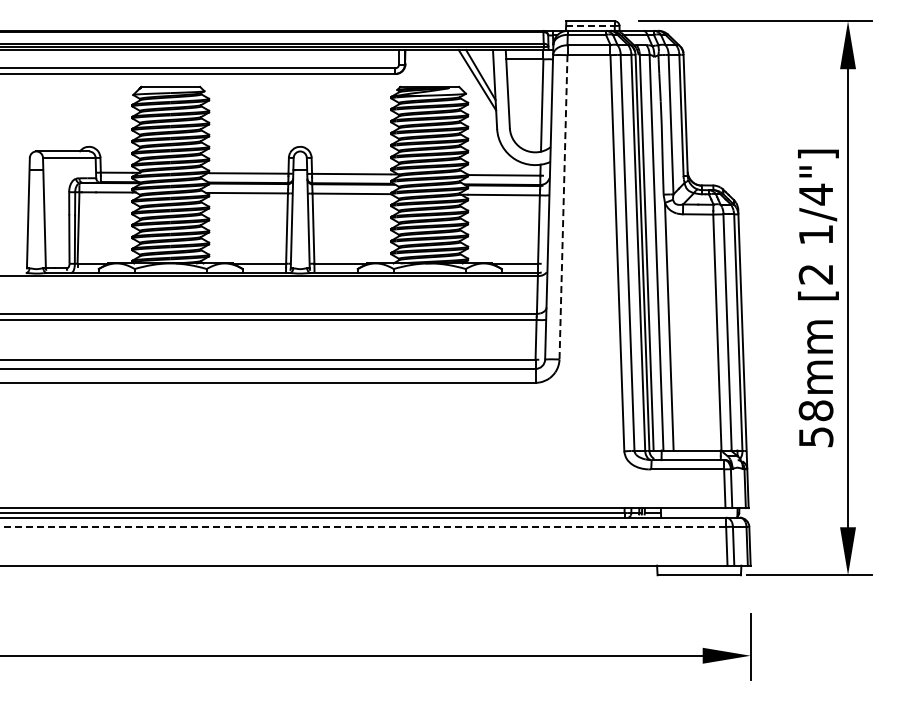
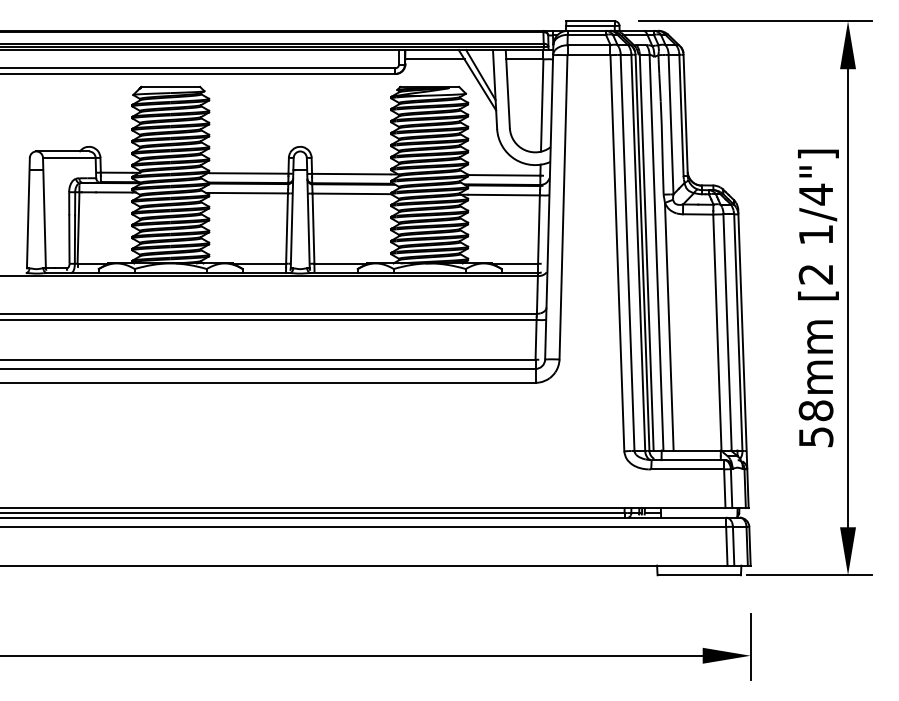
line: dashed -> solid (590, 25)
line: none -> present (434, 59)
line: dashed -> solid (563, 207)
line: dashed -> solid (363, 526)
